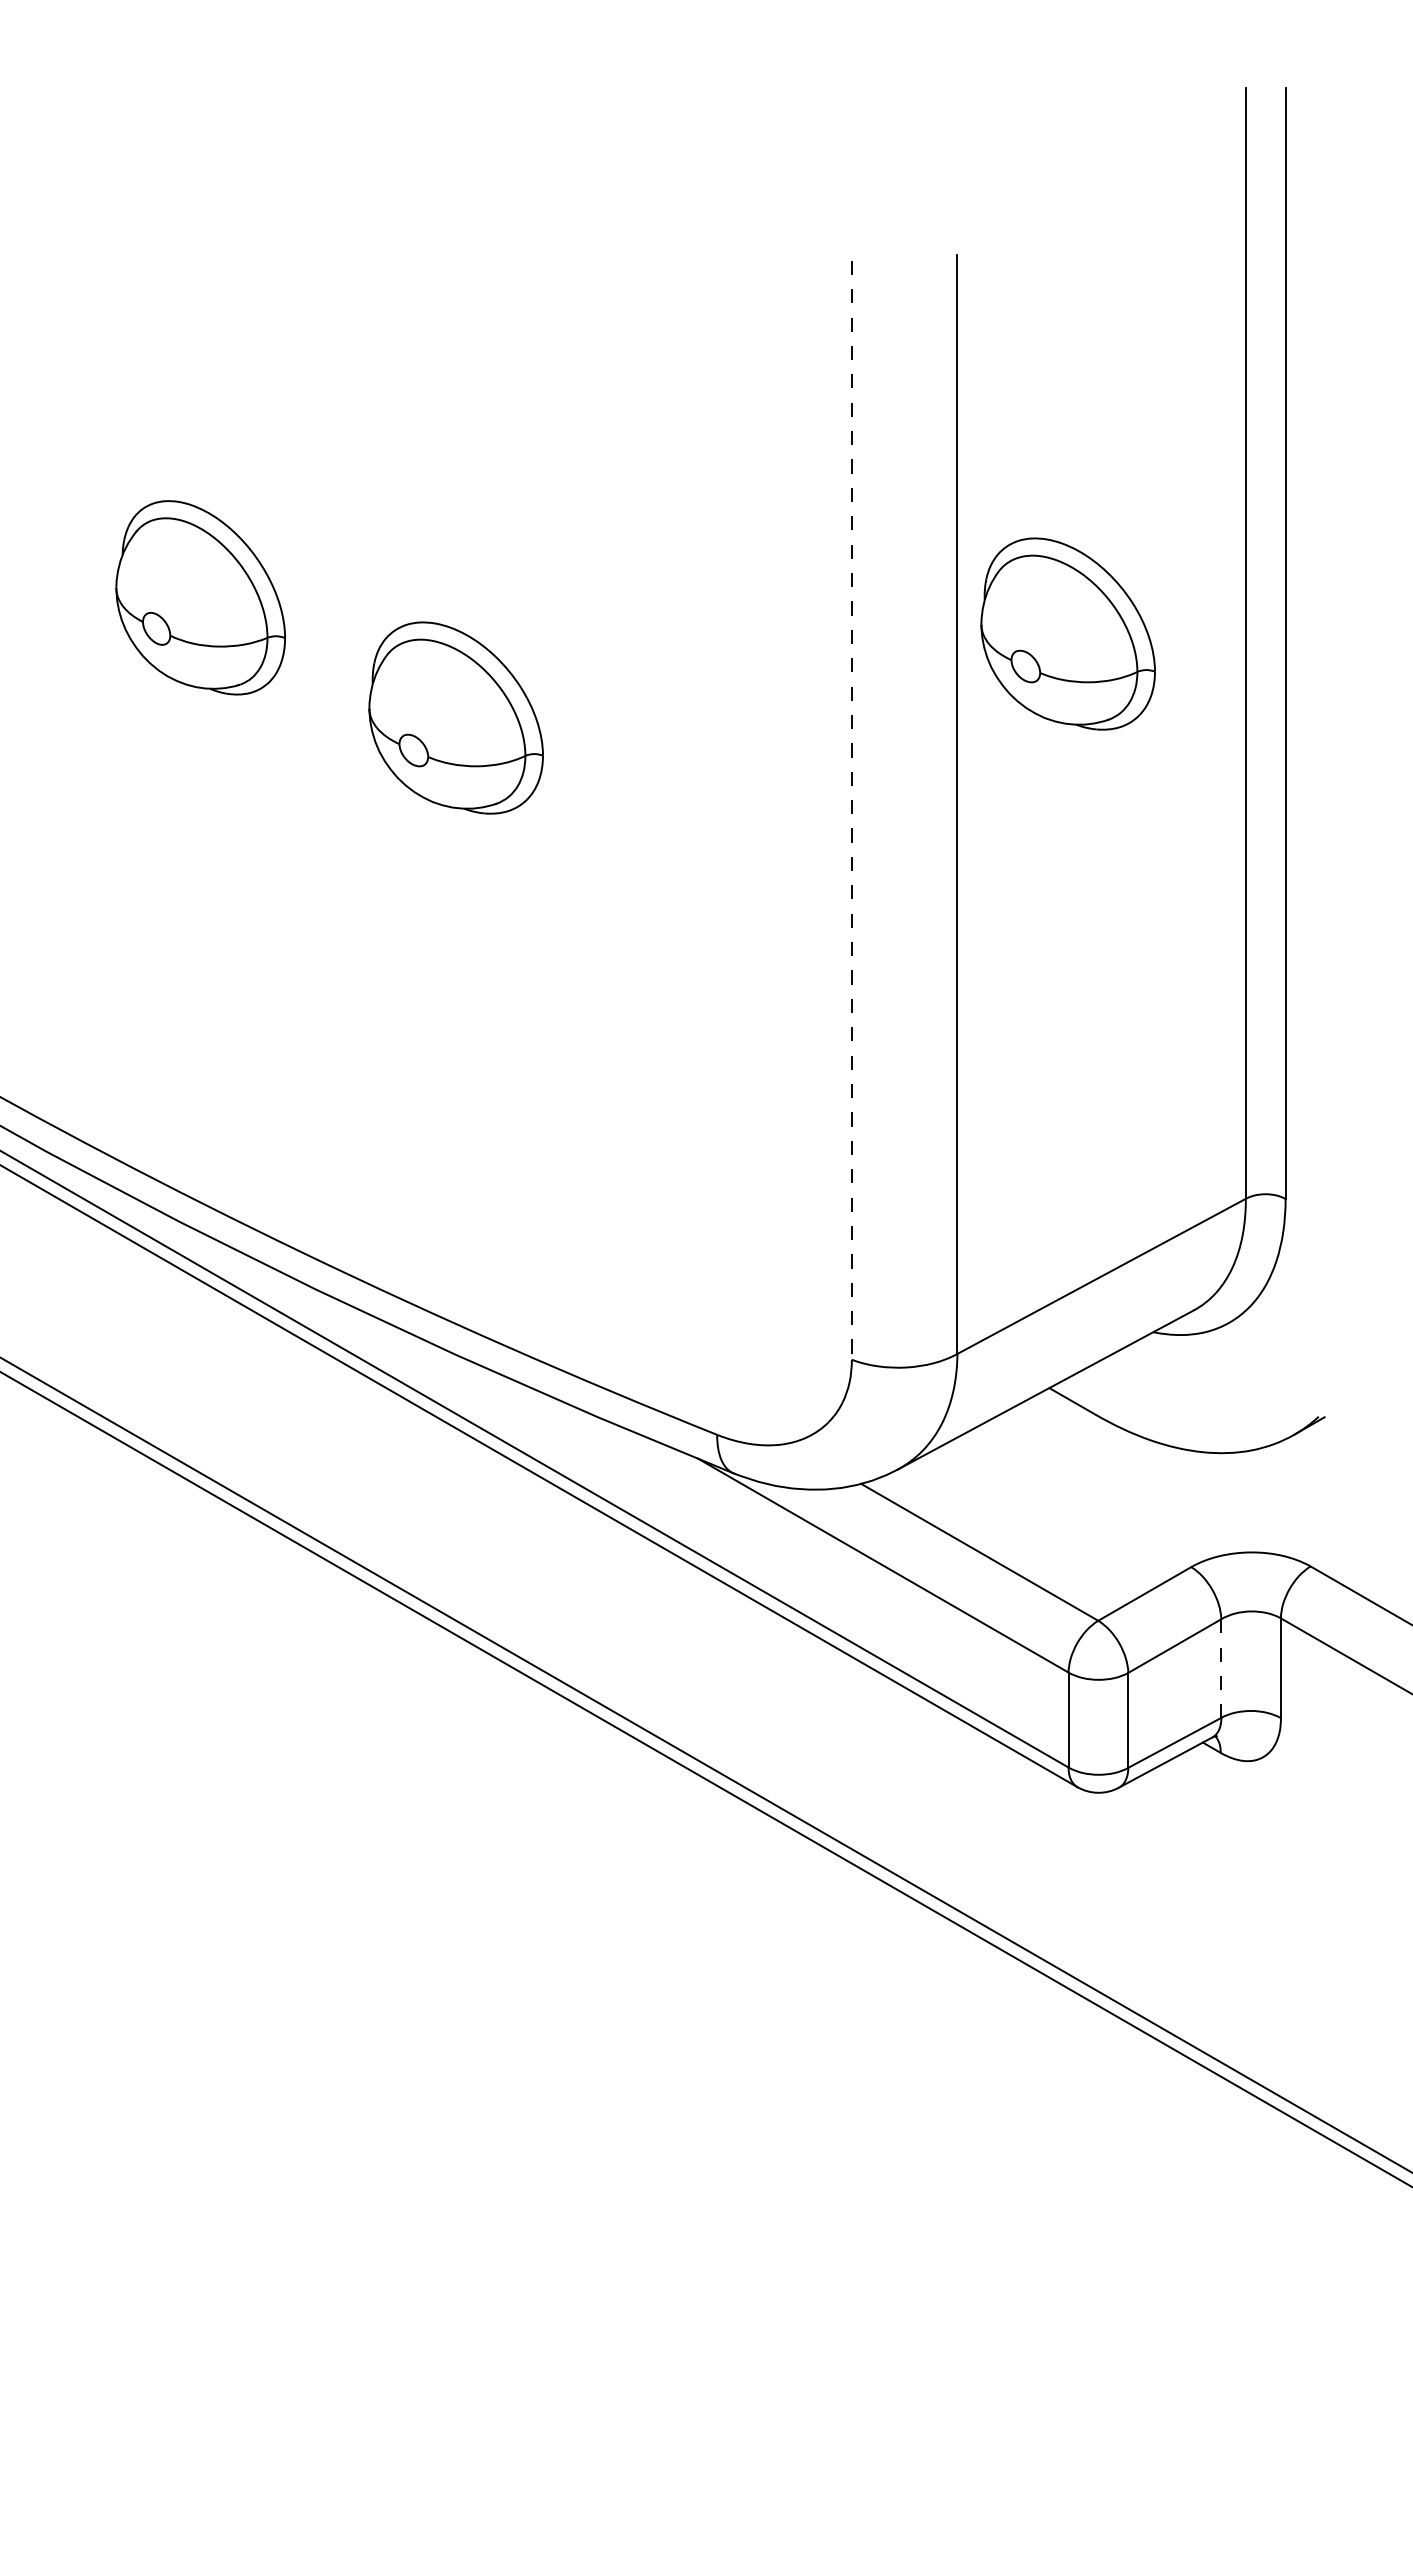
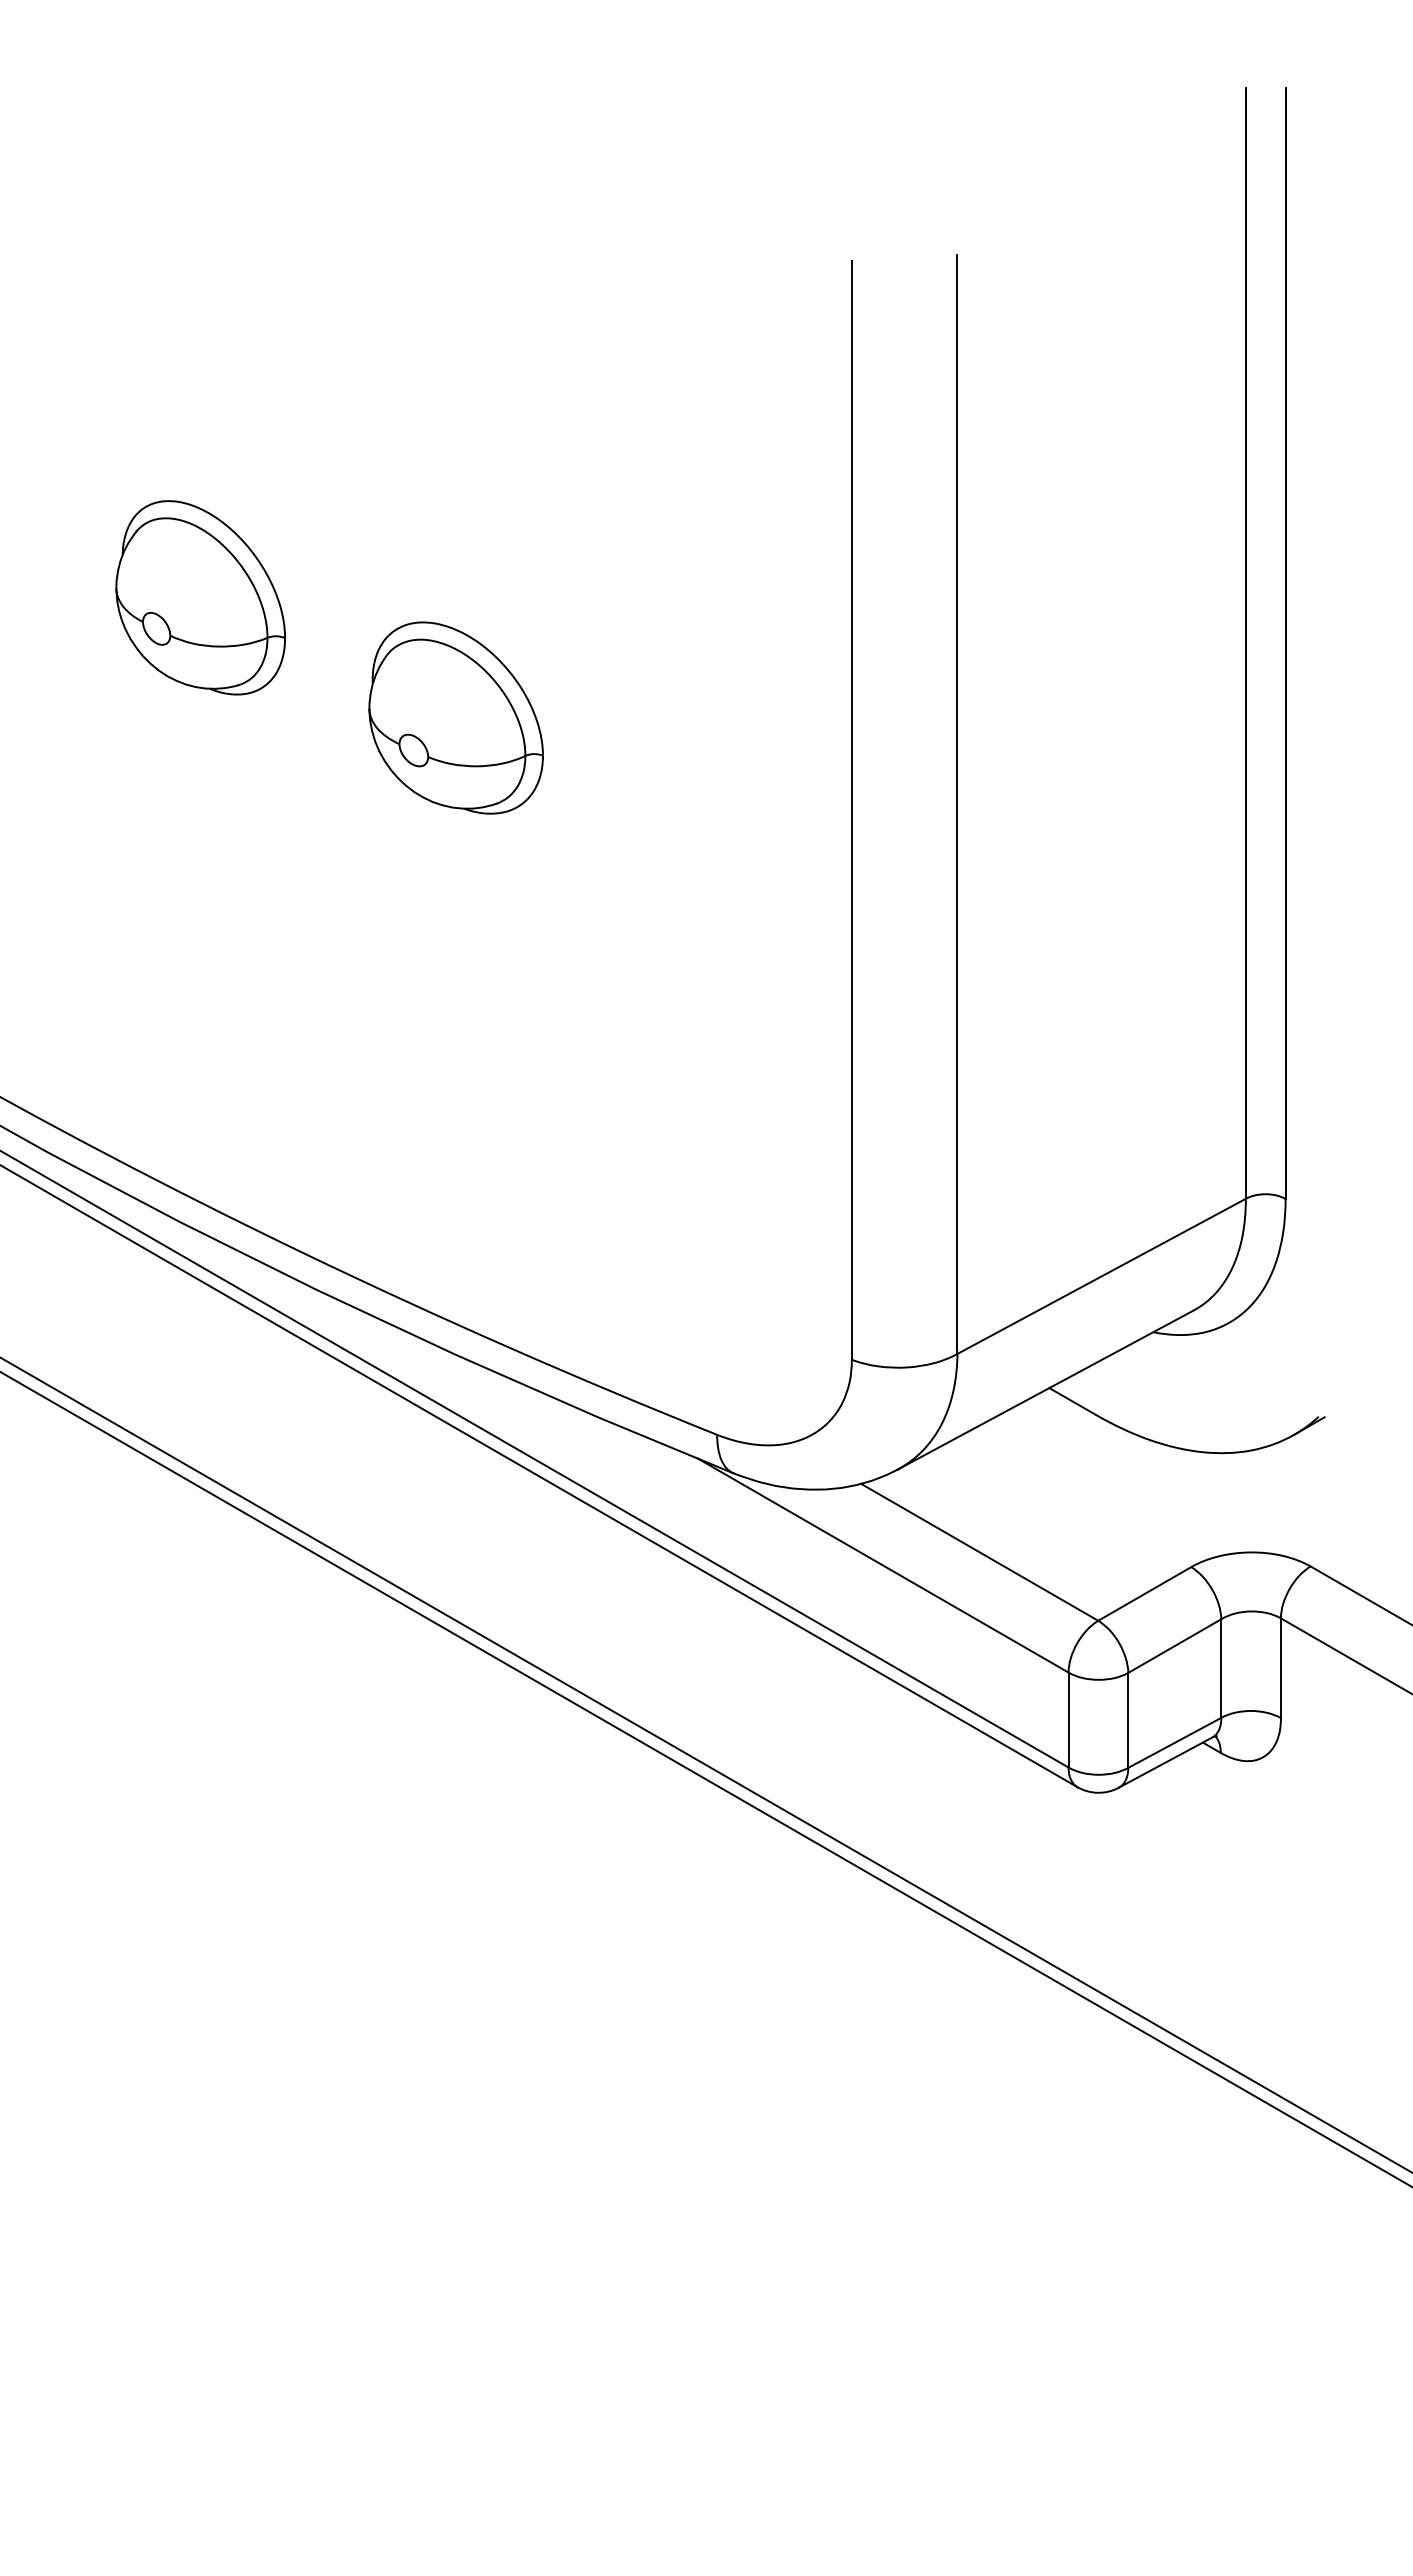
part: present -> none (1067, 633)
line: dashed -> solid (851, 810)
line: dashed -> solid (1221, 1669)
